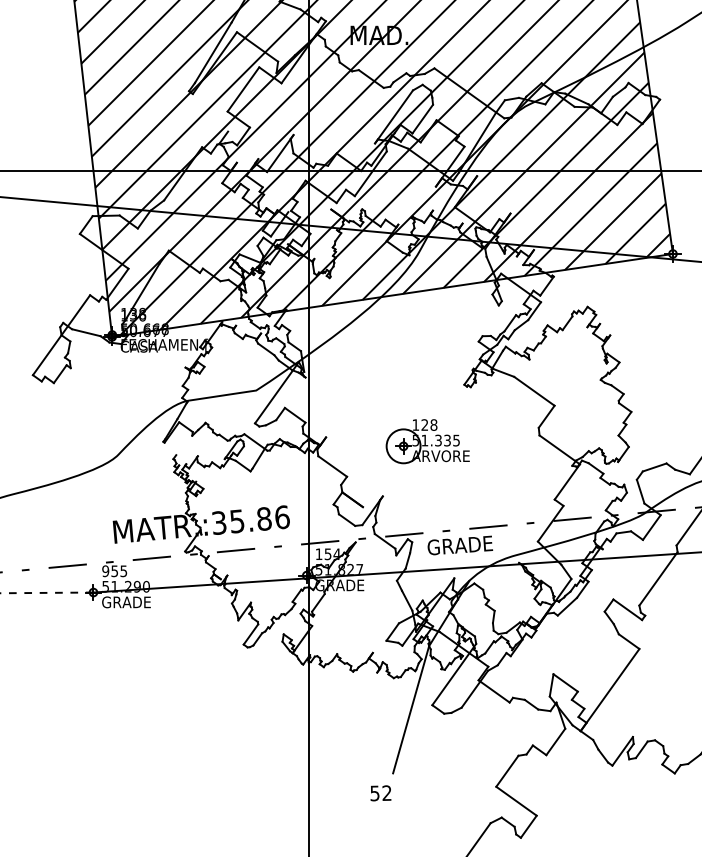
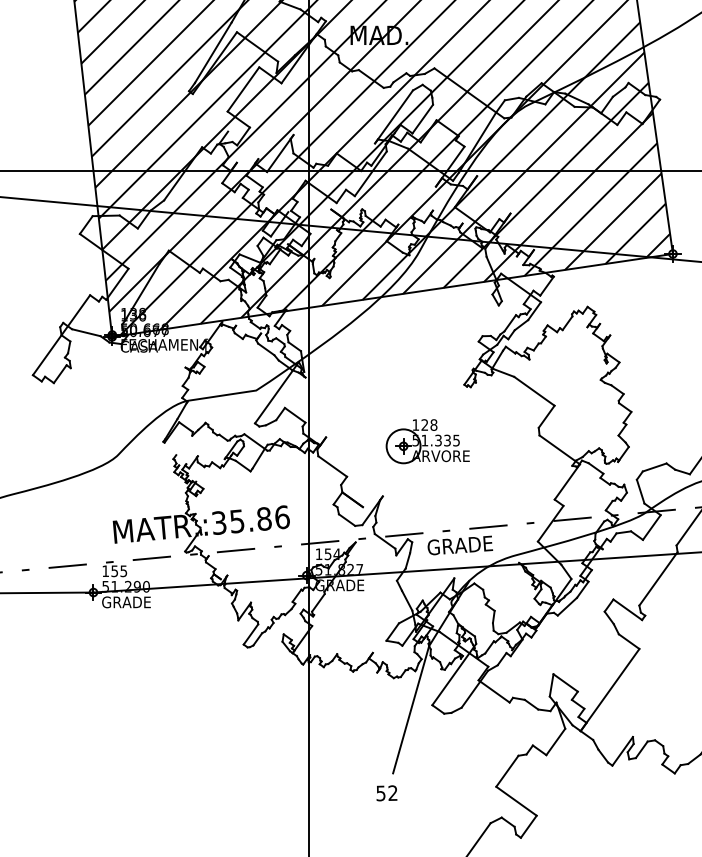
text: 955 -> 155 (105, 571)
line: dashed -> solid (46, 592)
text position: (380, 793) -> (386, 793) (386, 793)
